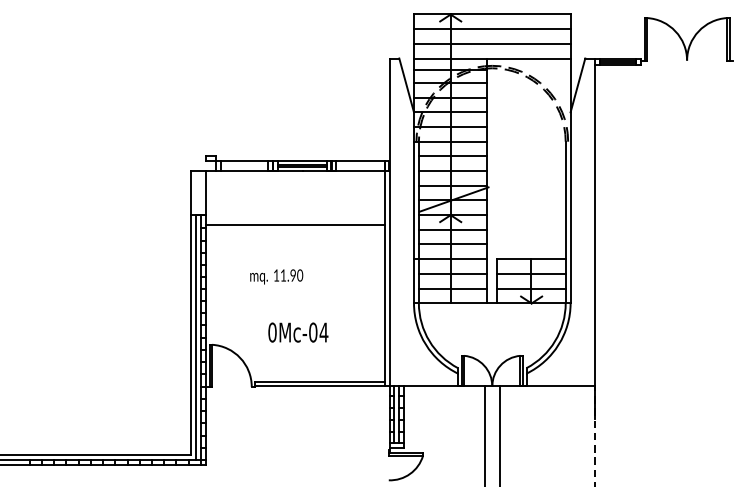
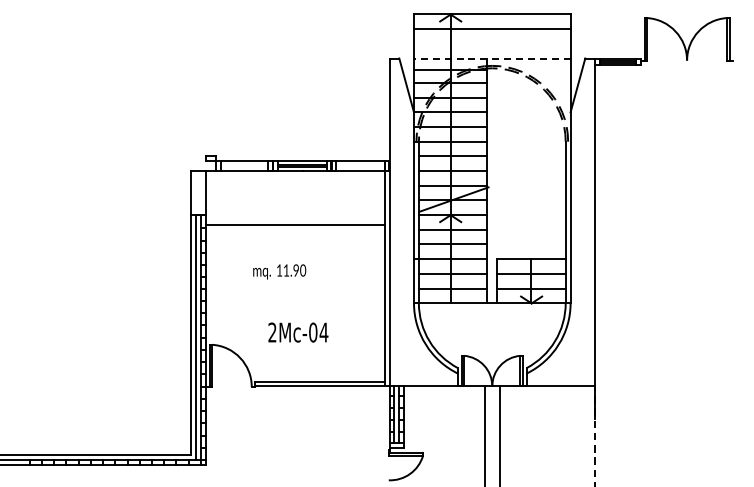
line: present -> none (492, 43)
line: solid -> dashed (491, 58)
text position: (276, 276) -> (279, 271) (279, 271)
text: 0Mc-04 -> 2Mc-04 (272, 332)
